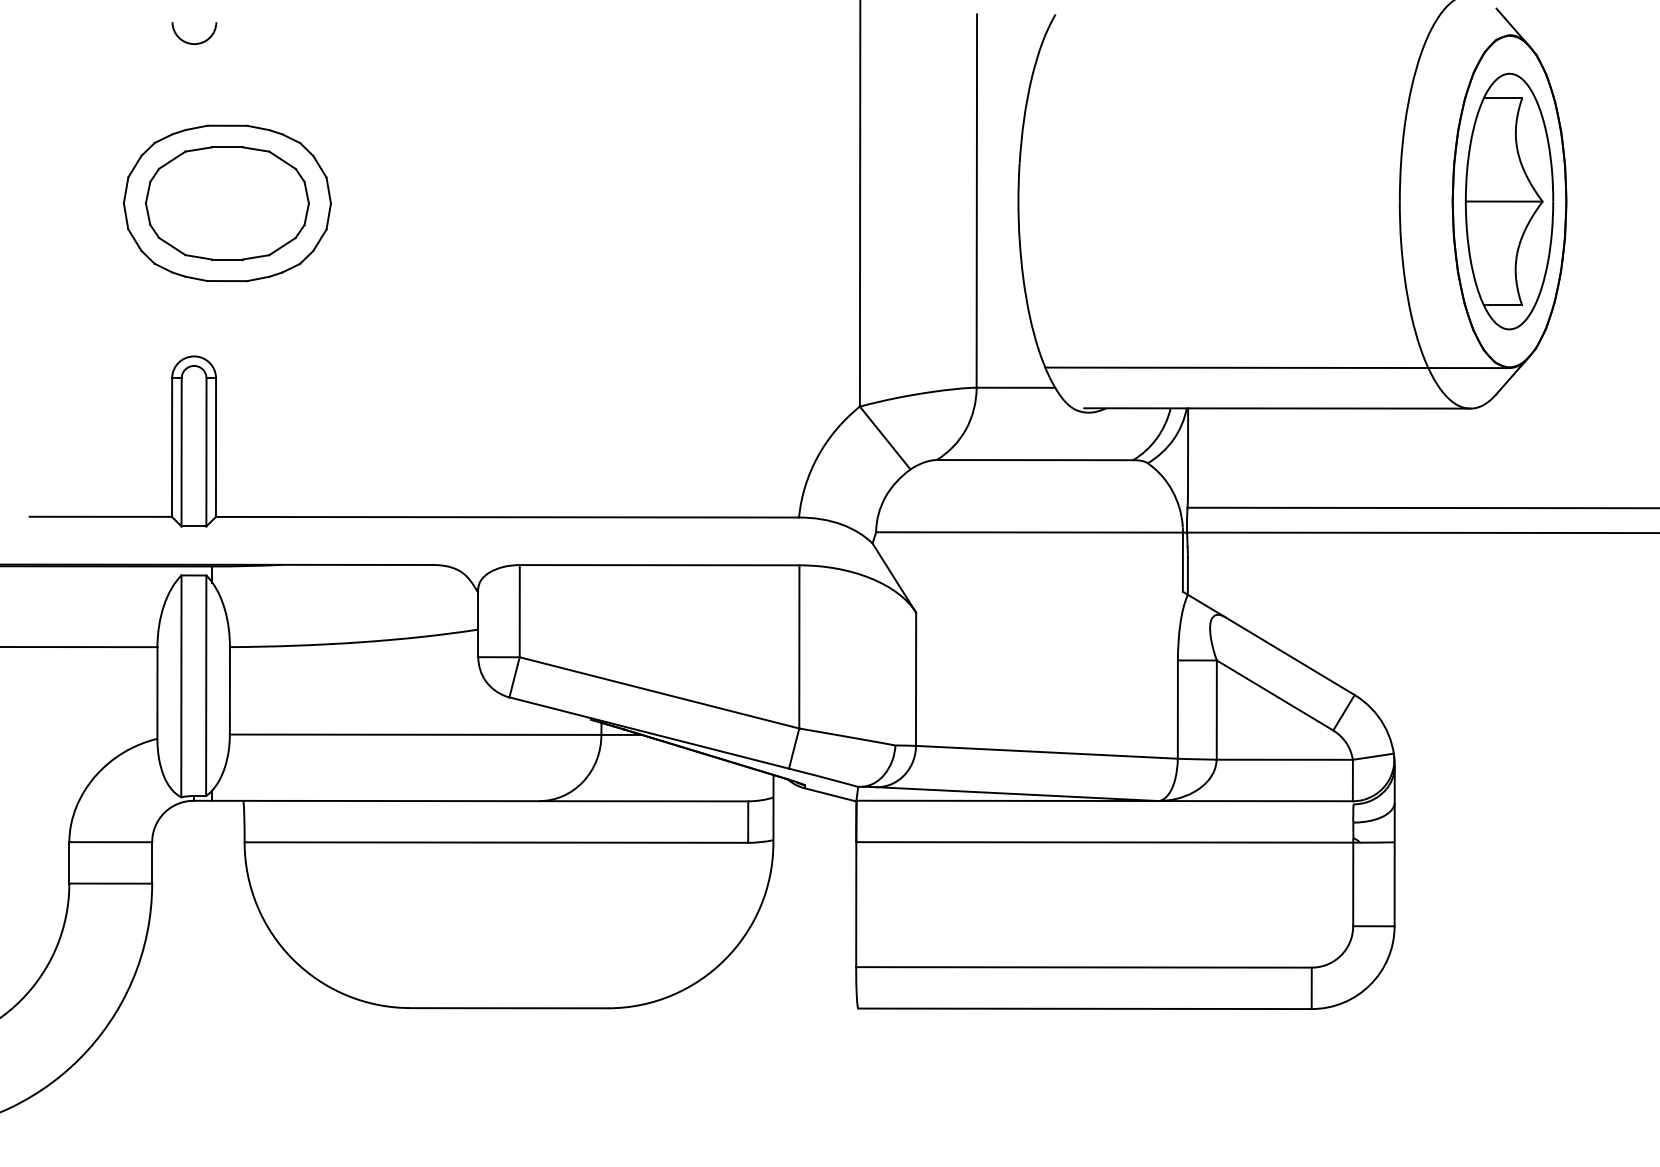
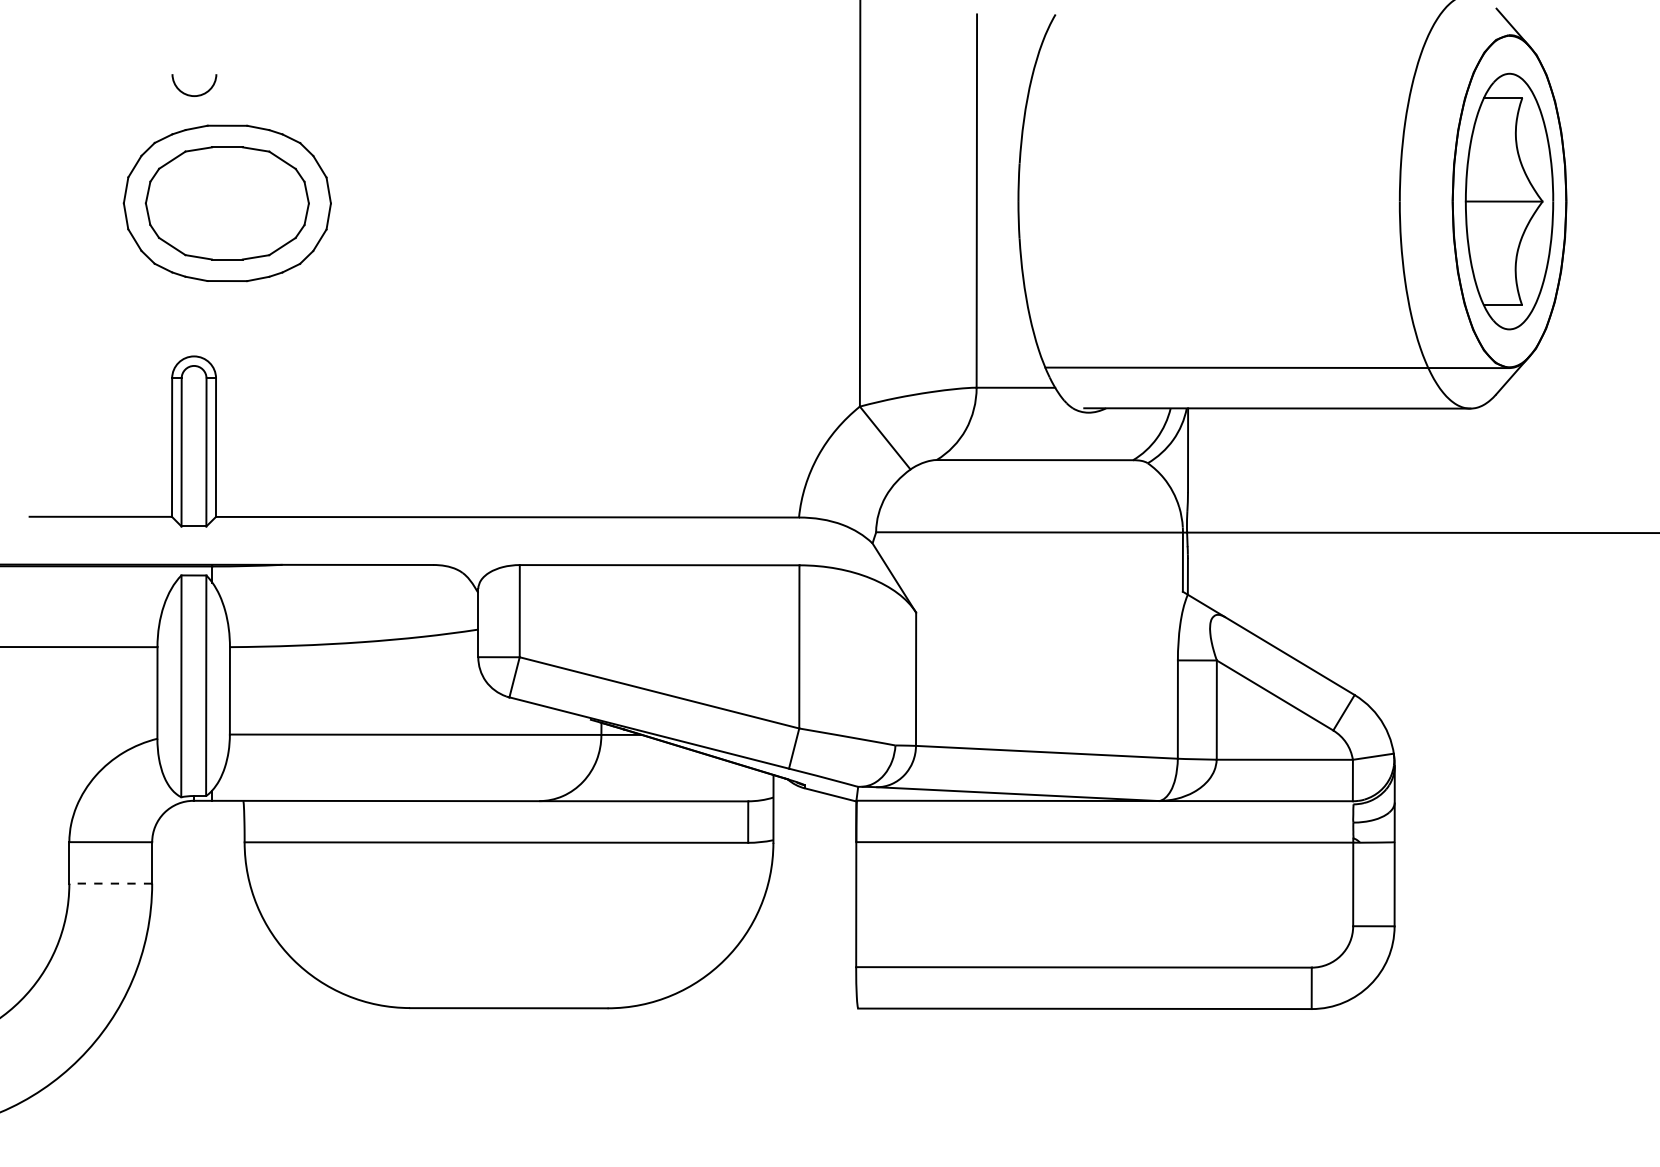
arc position: (190, 42) -> (190, 94) (190, 94)
line: present -> none (1421, 507)
line: solid -> dashed (110, 883)
